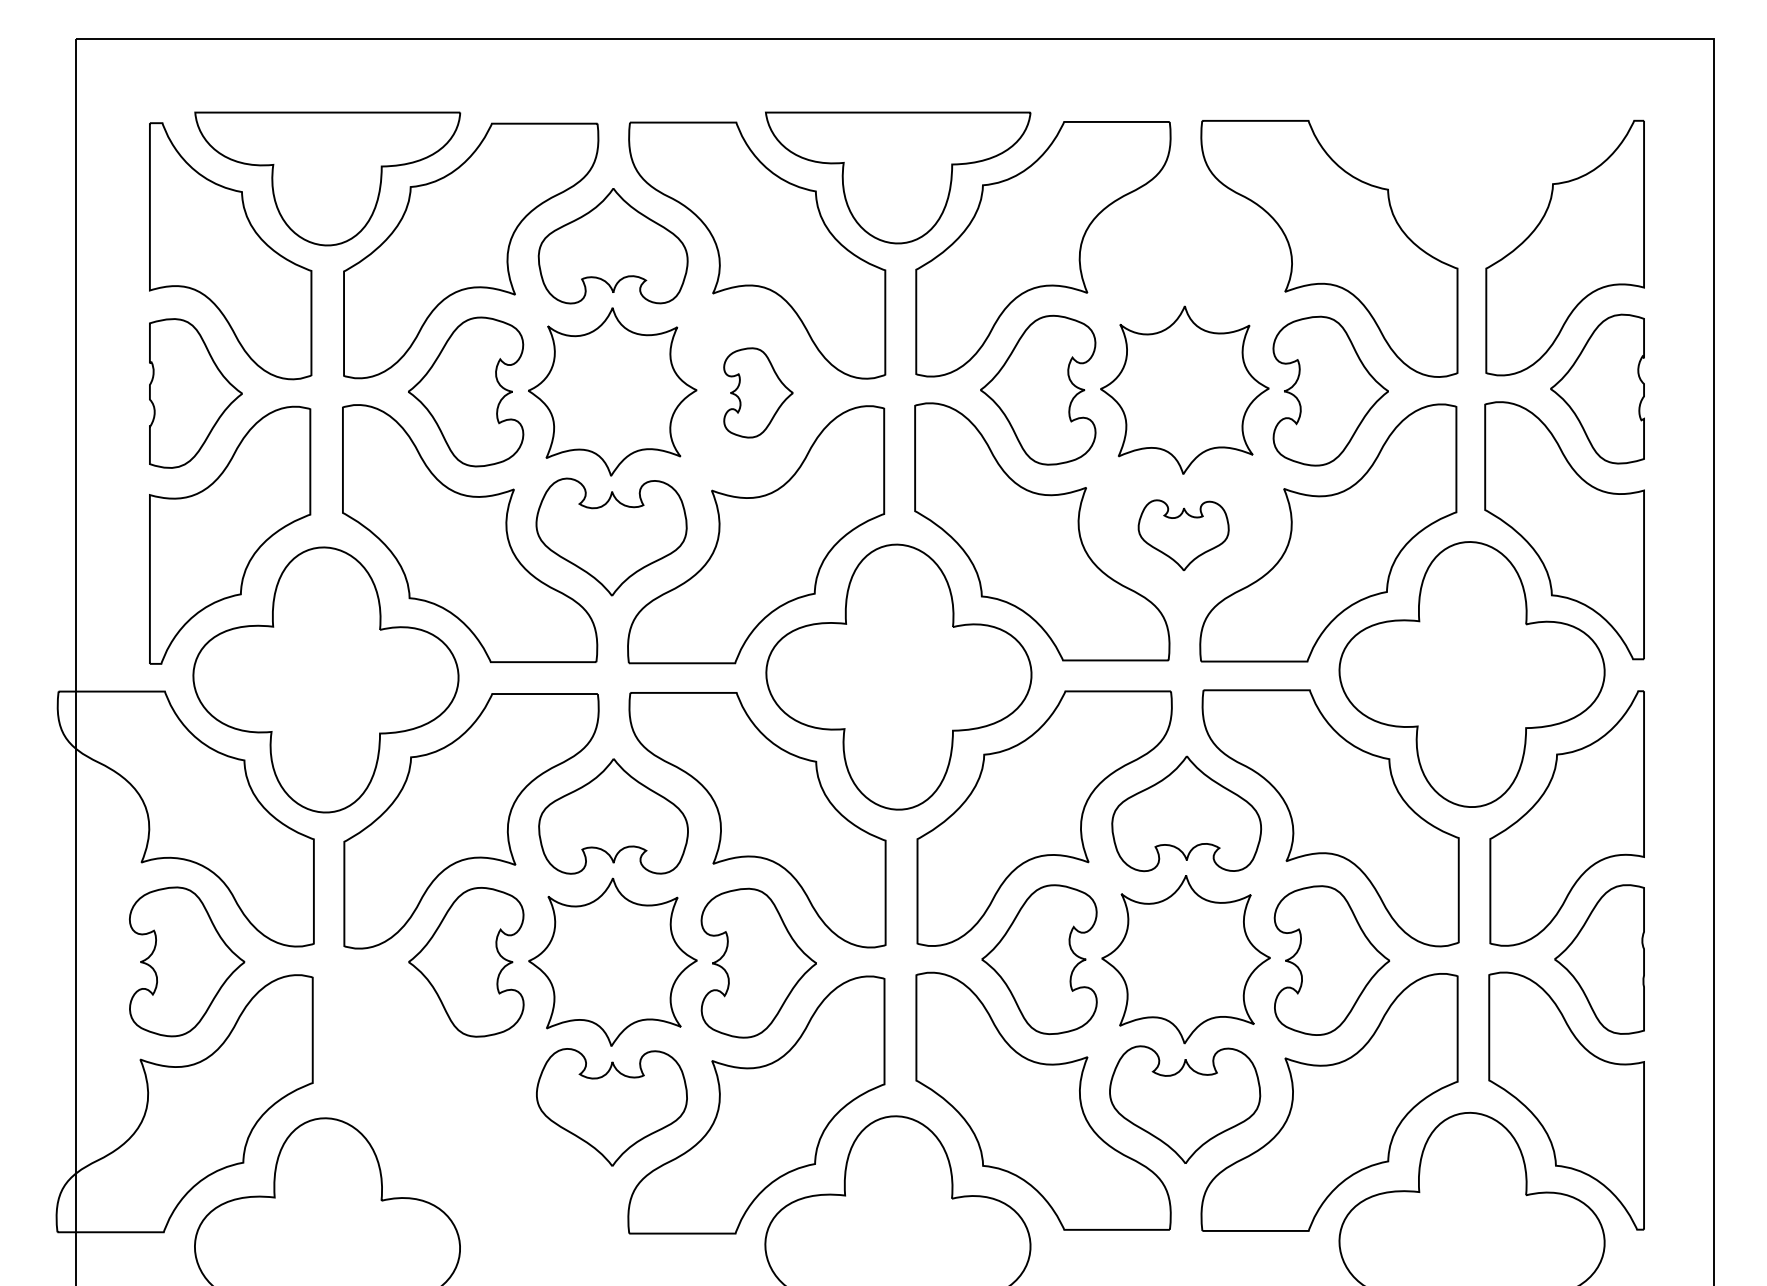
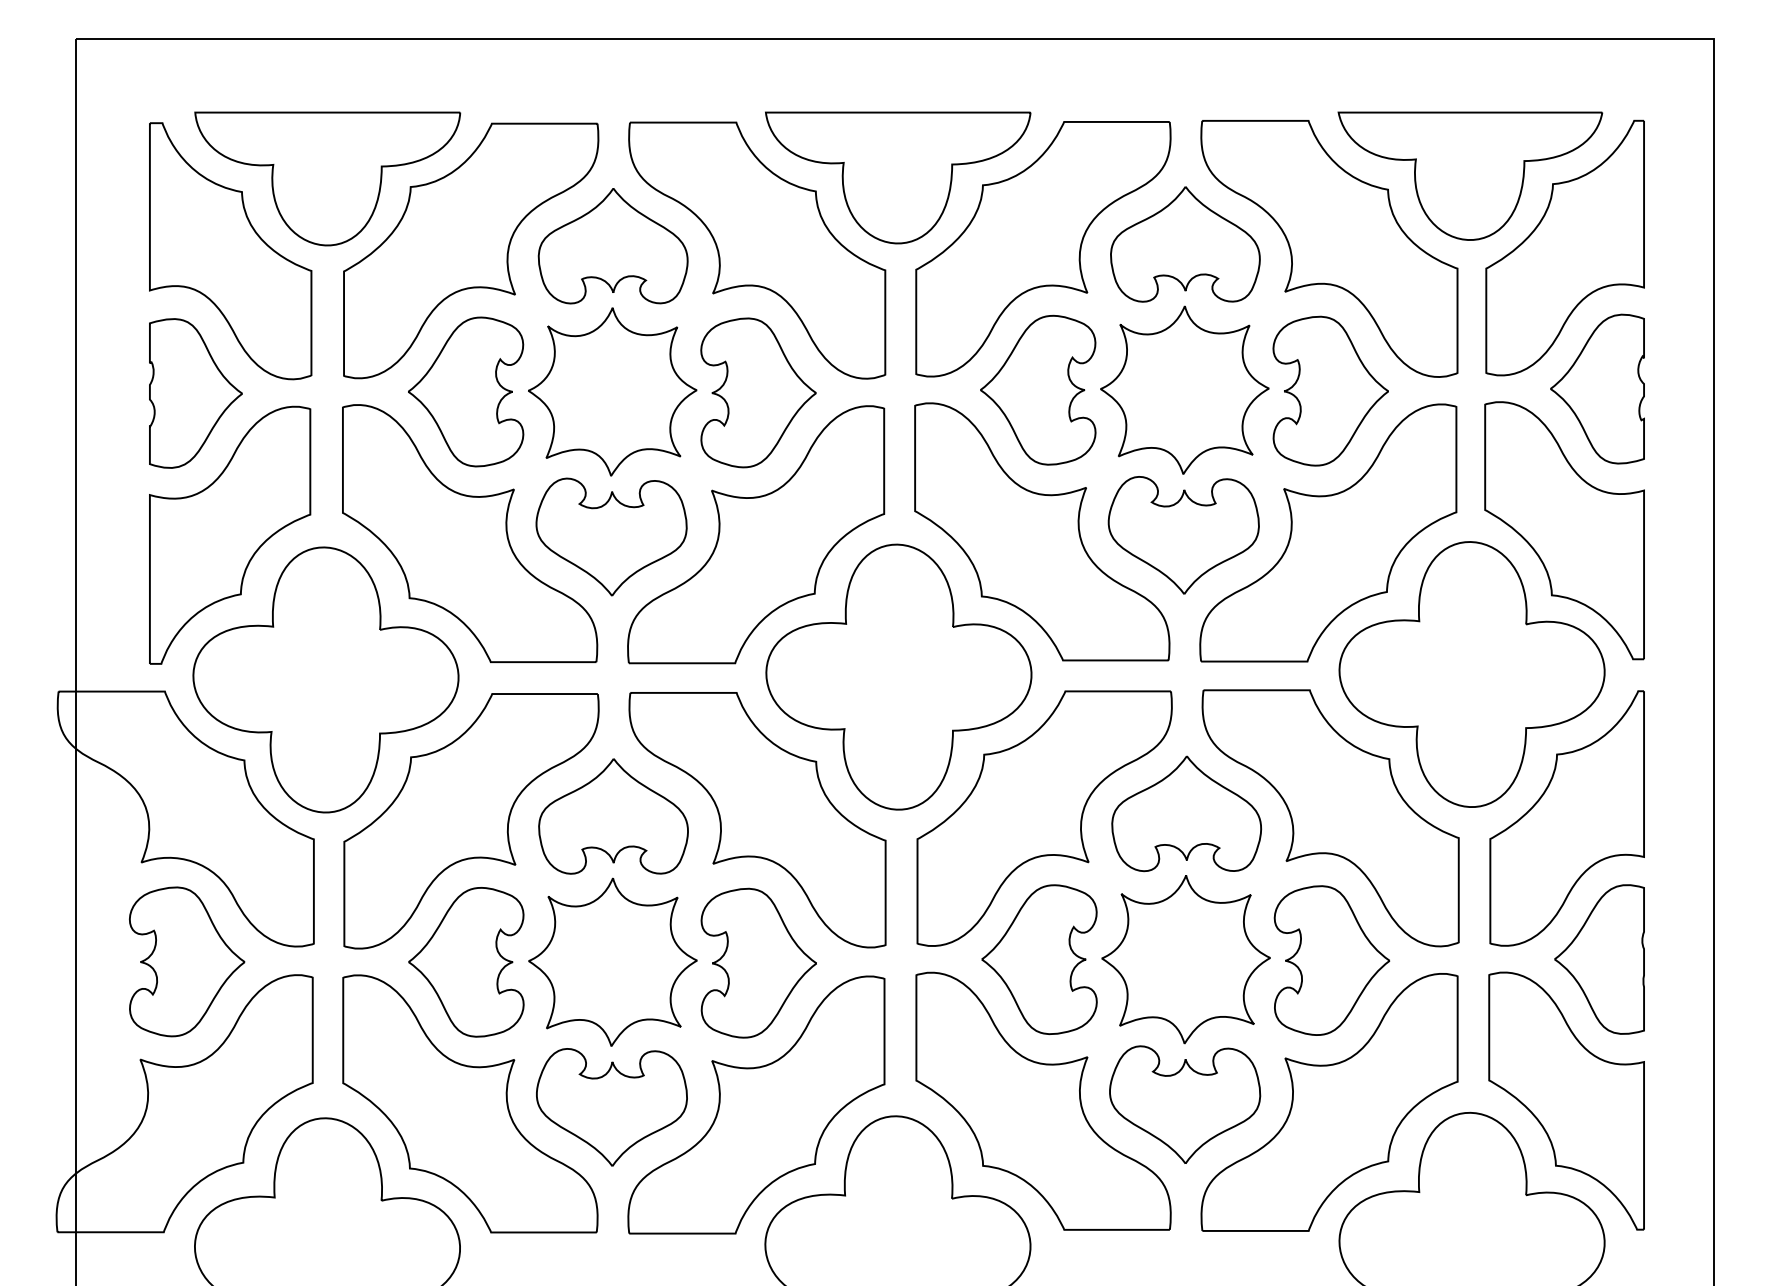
part: none -> present (1470, 175)
part: none -> present (1185, 244)
part size: 71x92 px -> 117x152 px (758, 392)
part size: 93x72 px -> 153x119 px (1183, 535)
part: none -> present (470, 1103)
